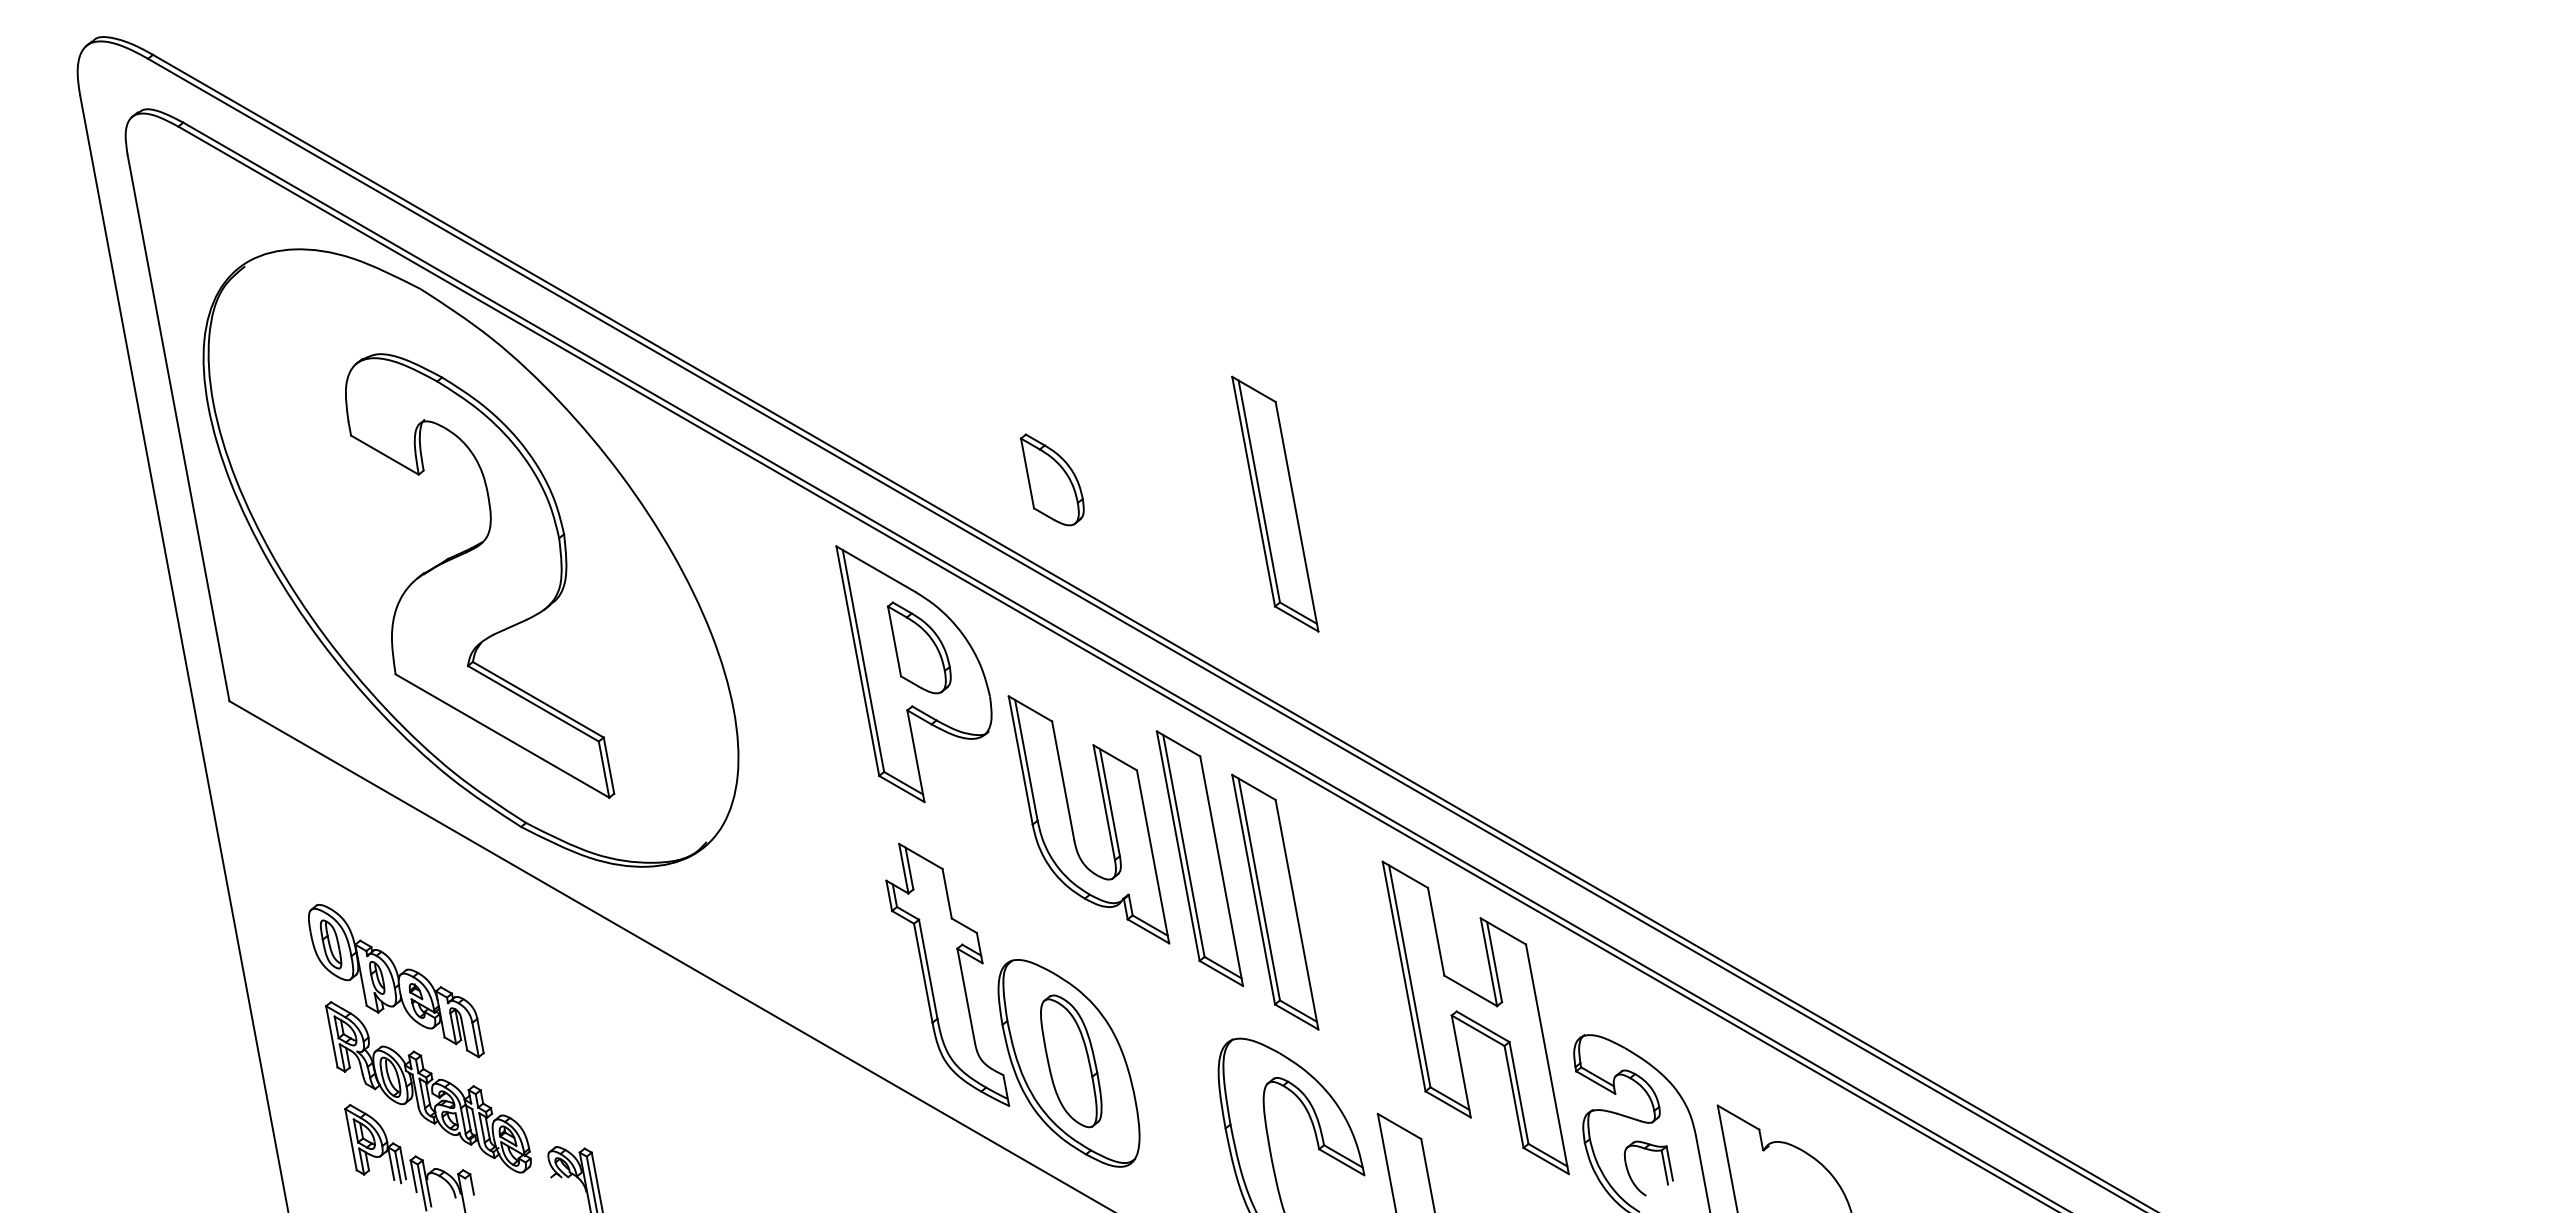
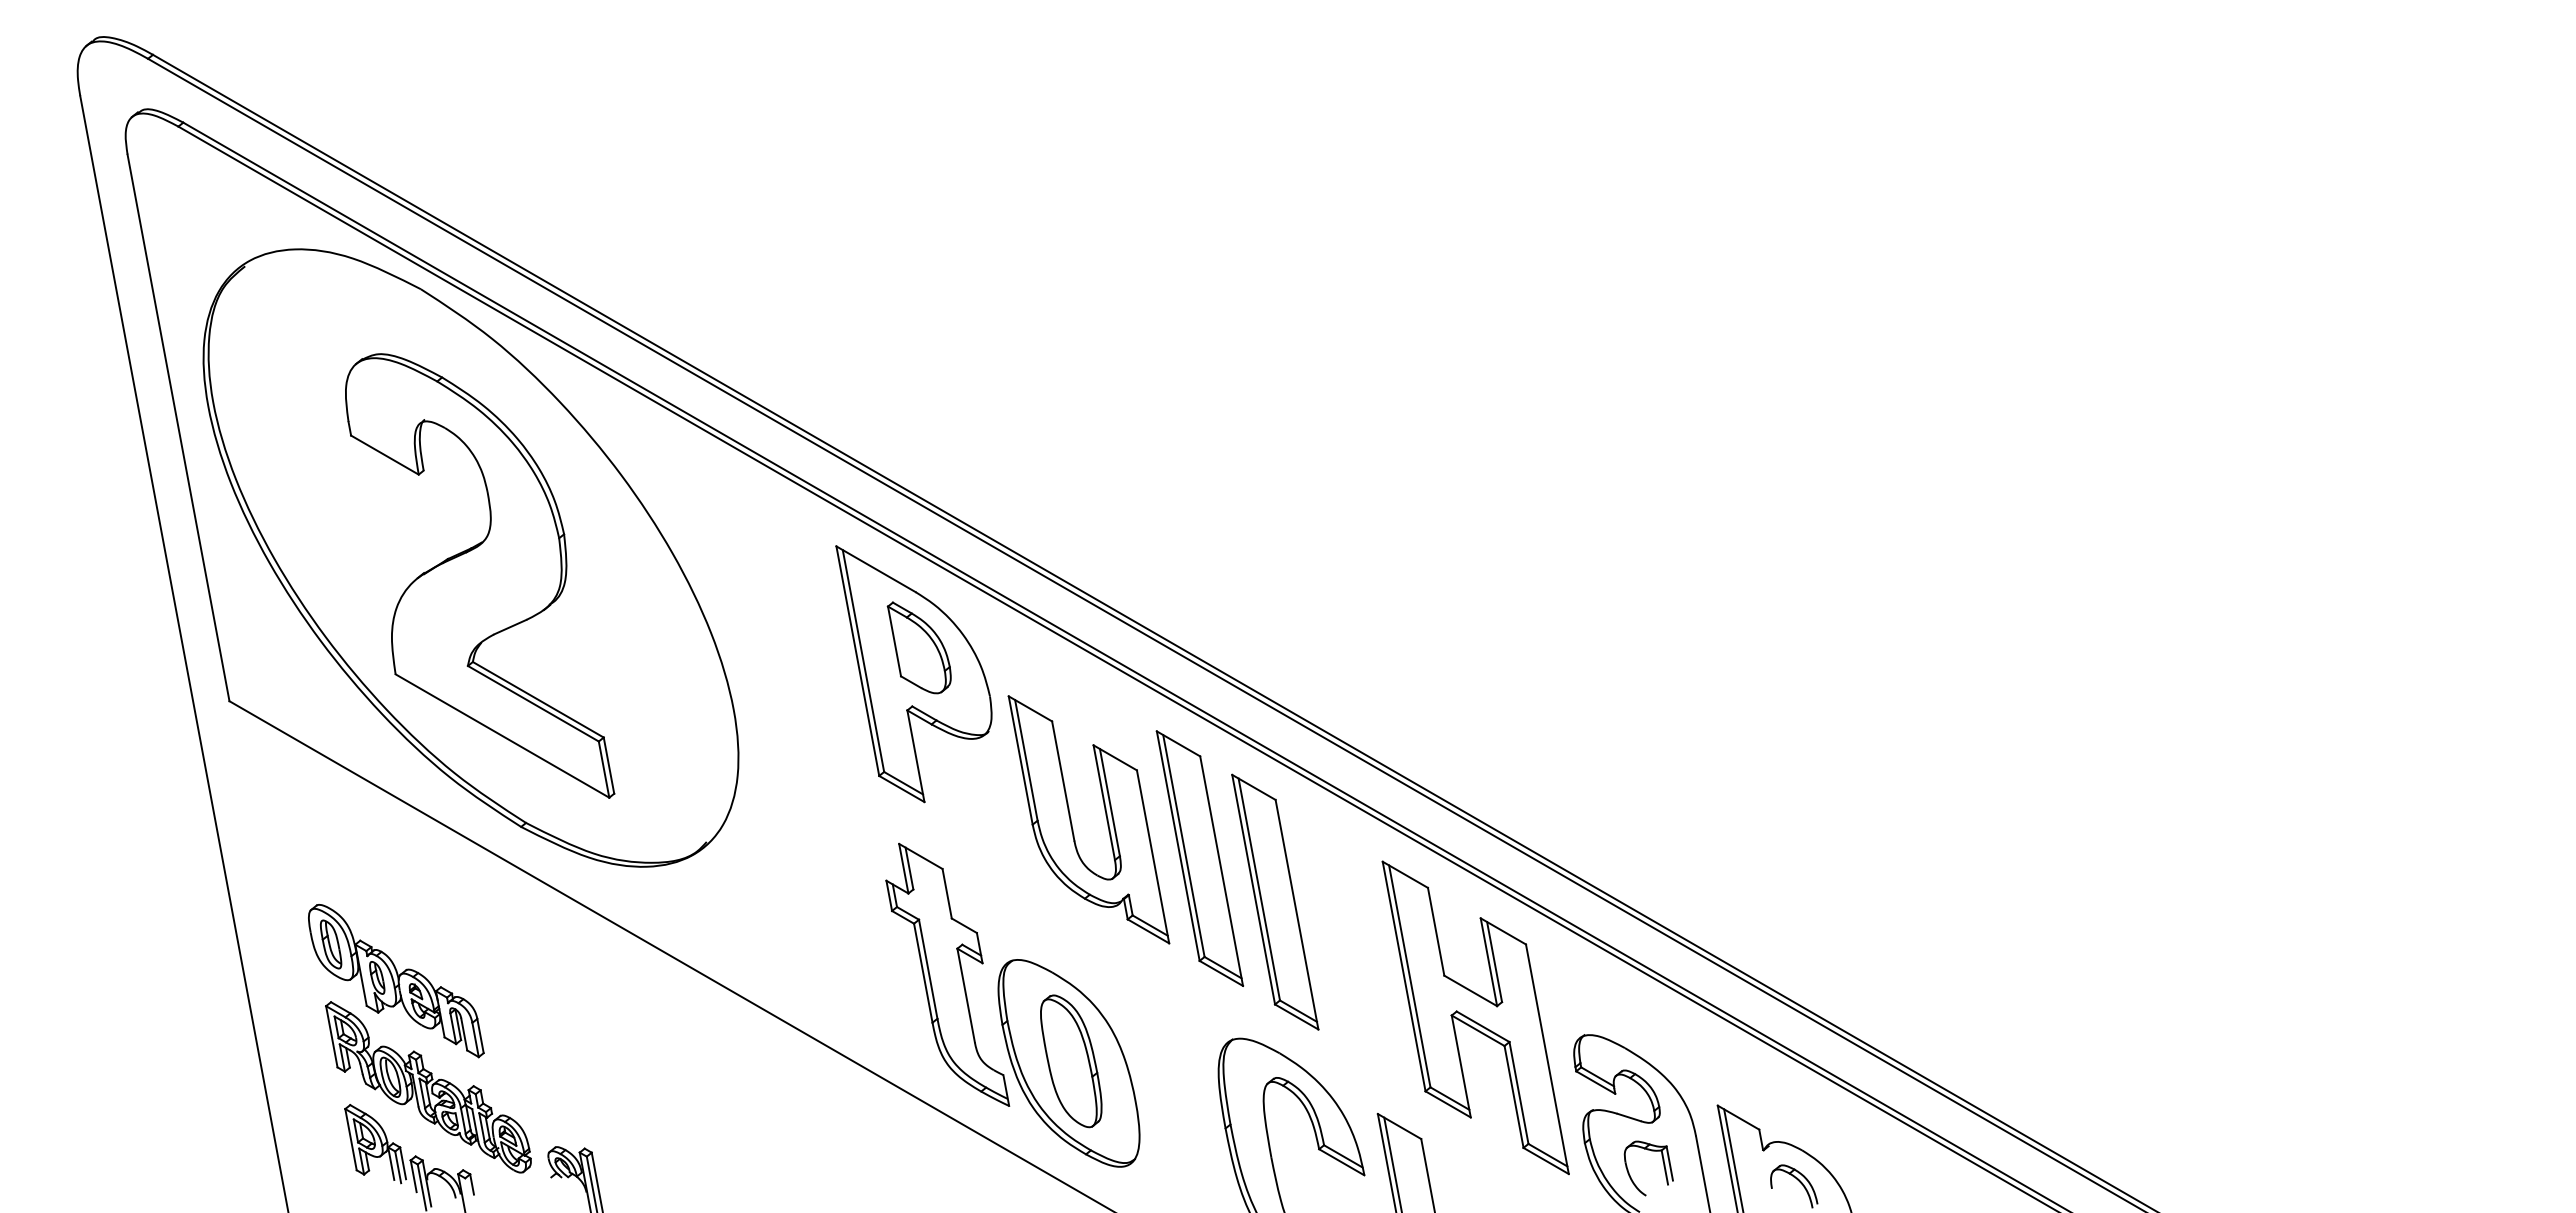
part: present -> none (1051, 479)
part: present -> none (1275, 503)
line: none -> present (1733, 1159)
line: none -> present (1392, 1163)
part: none -> present (1798, 1181)
